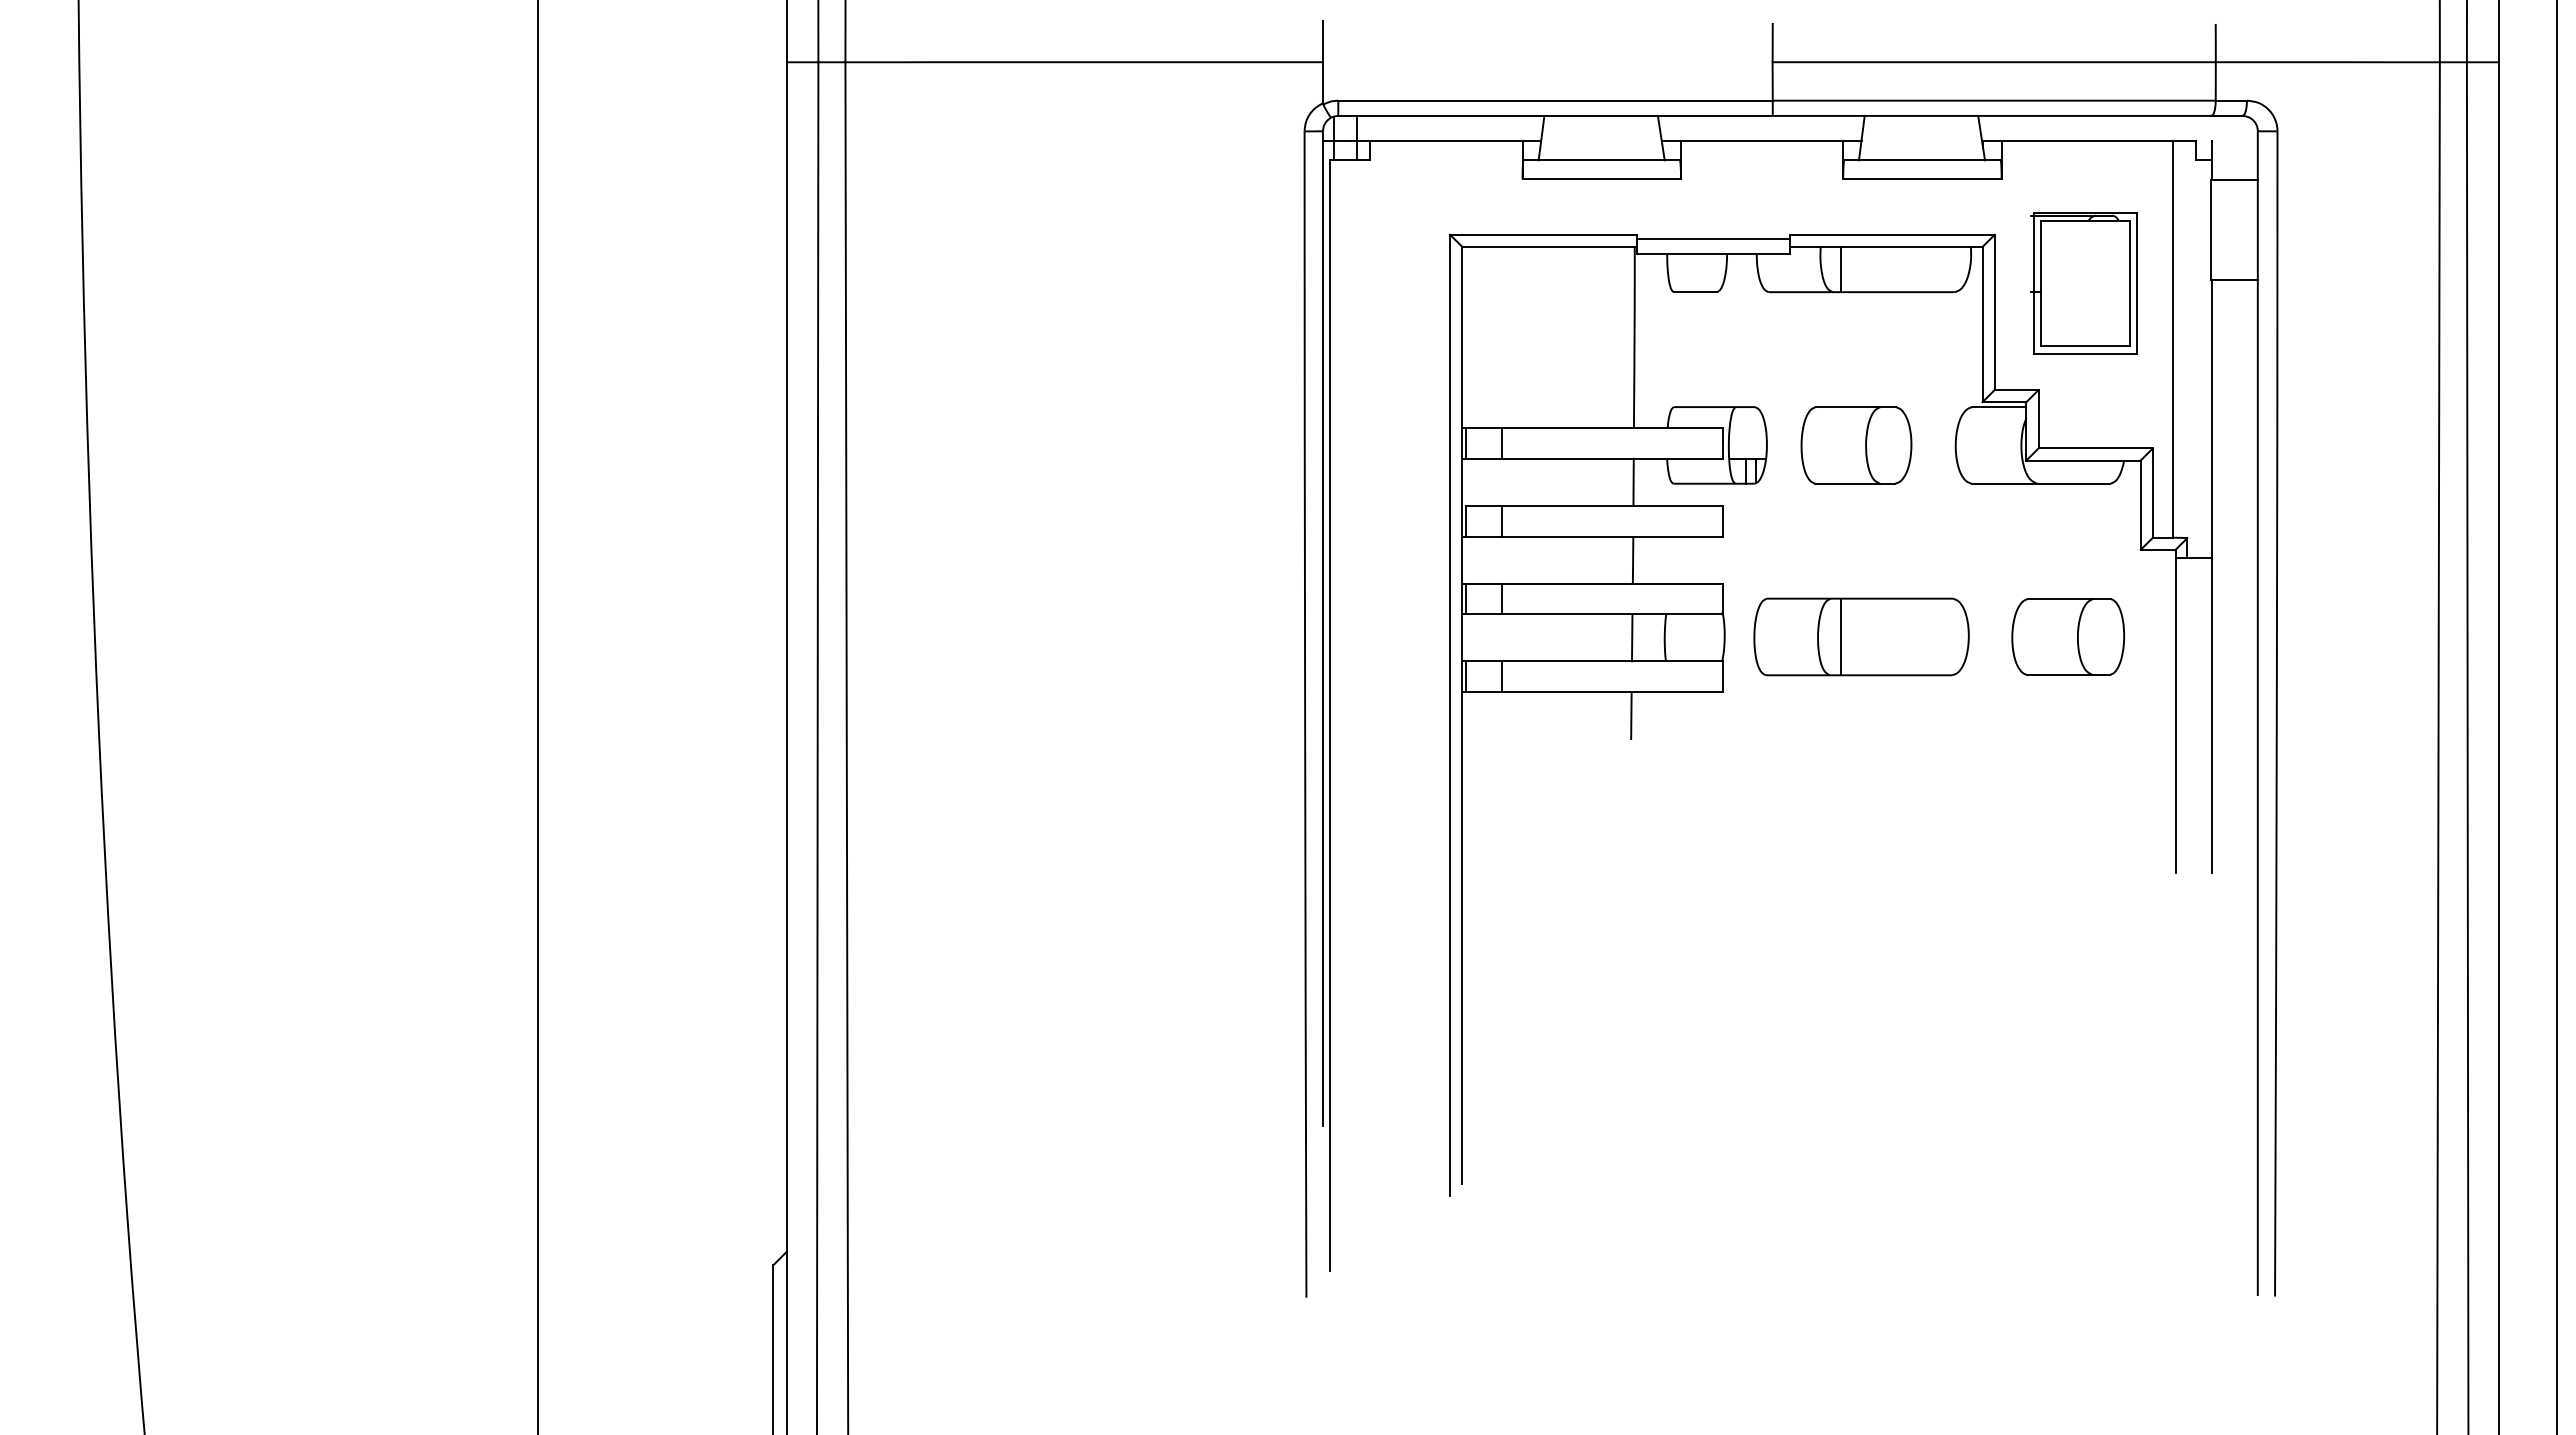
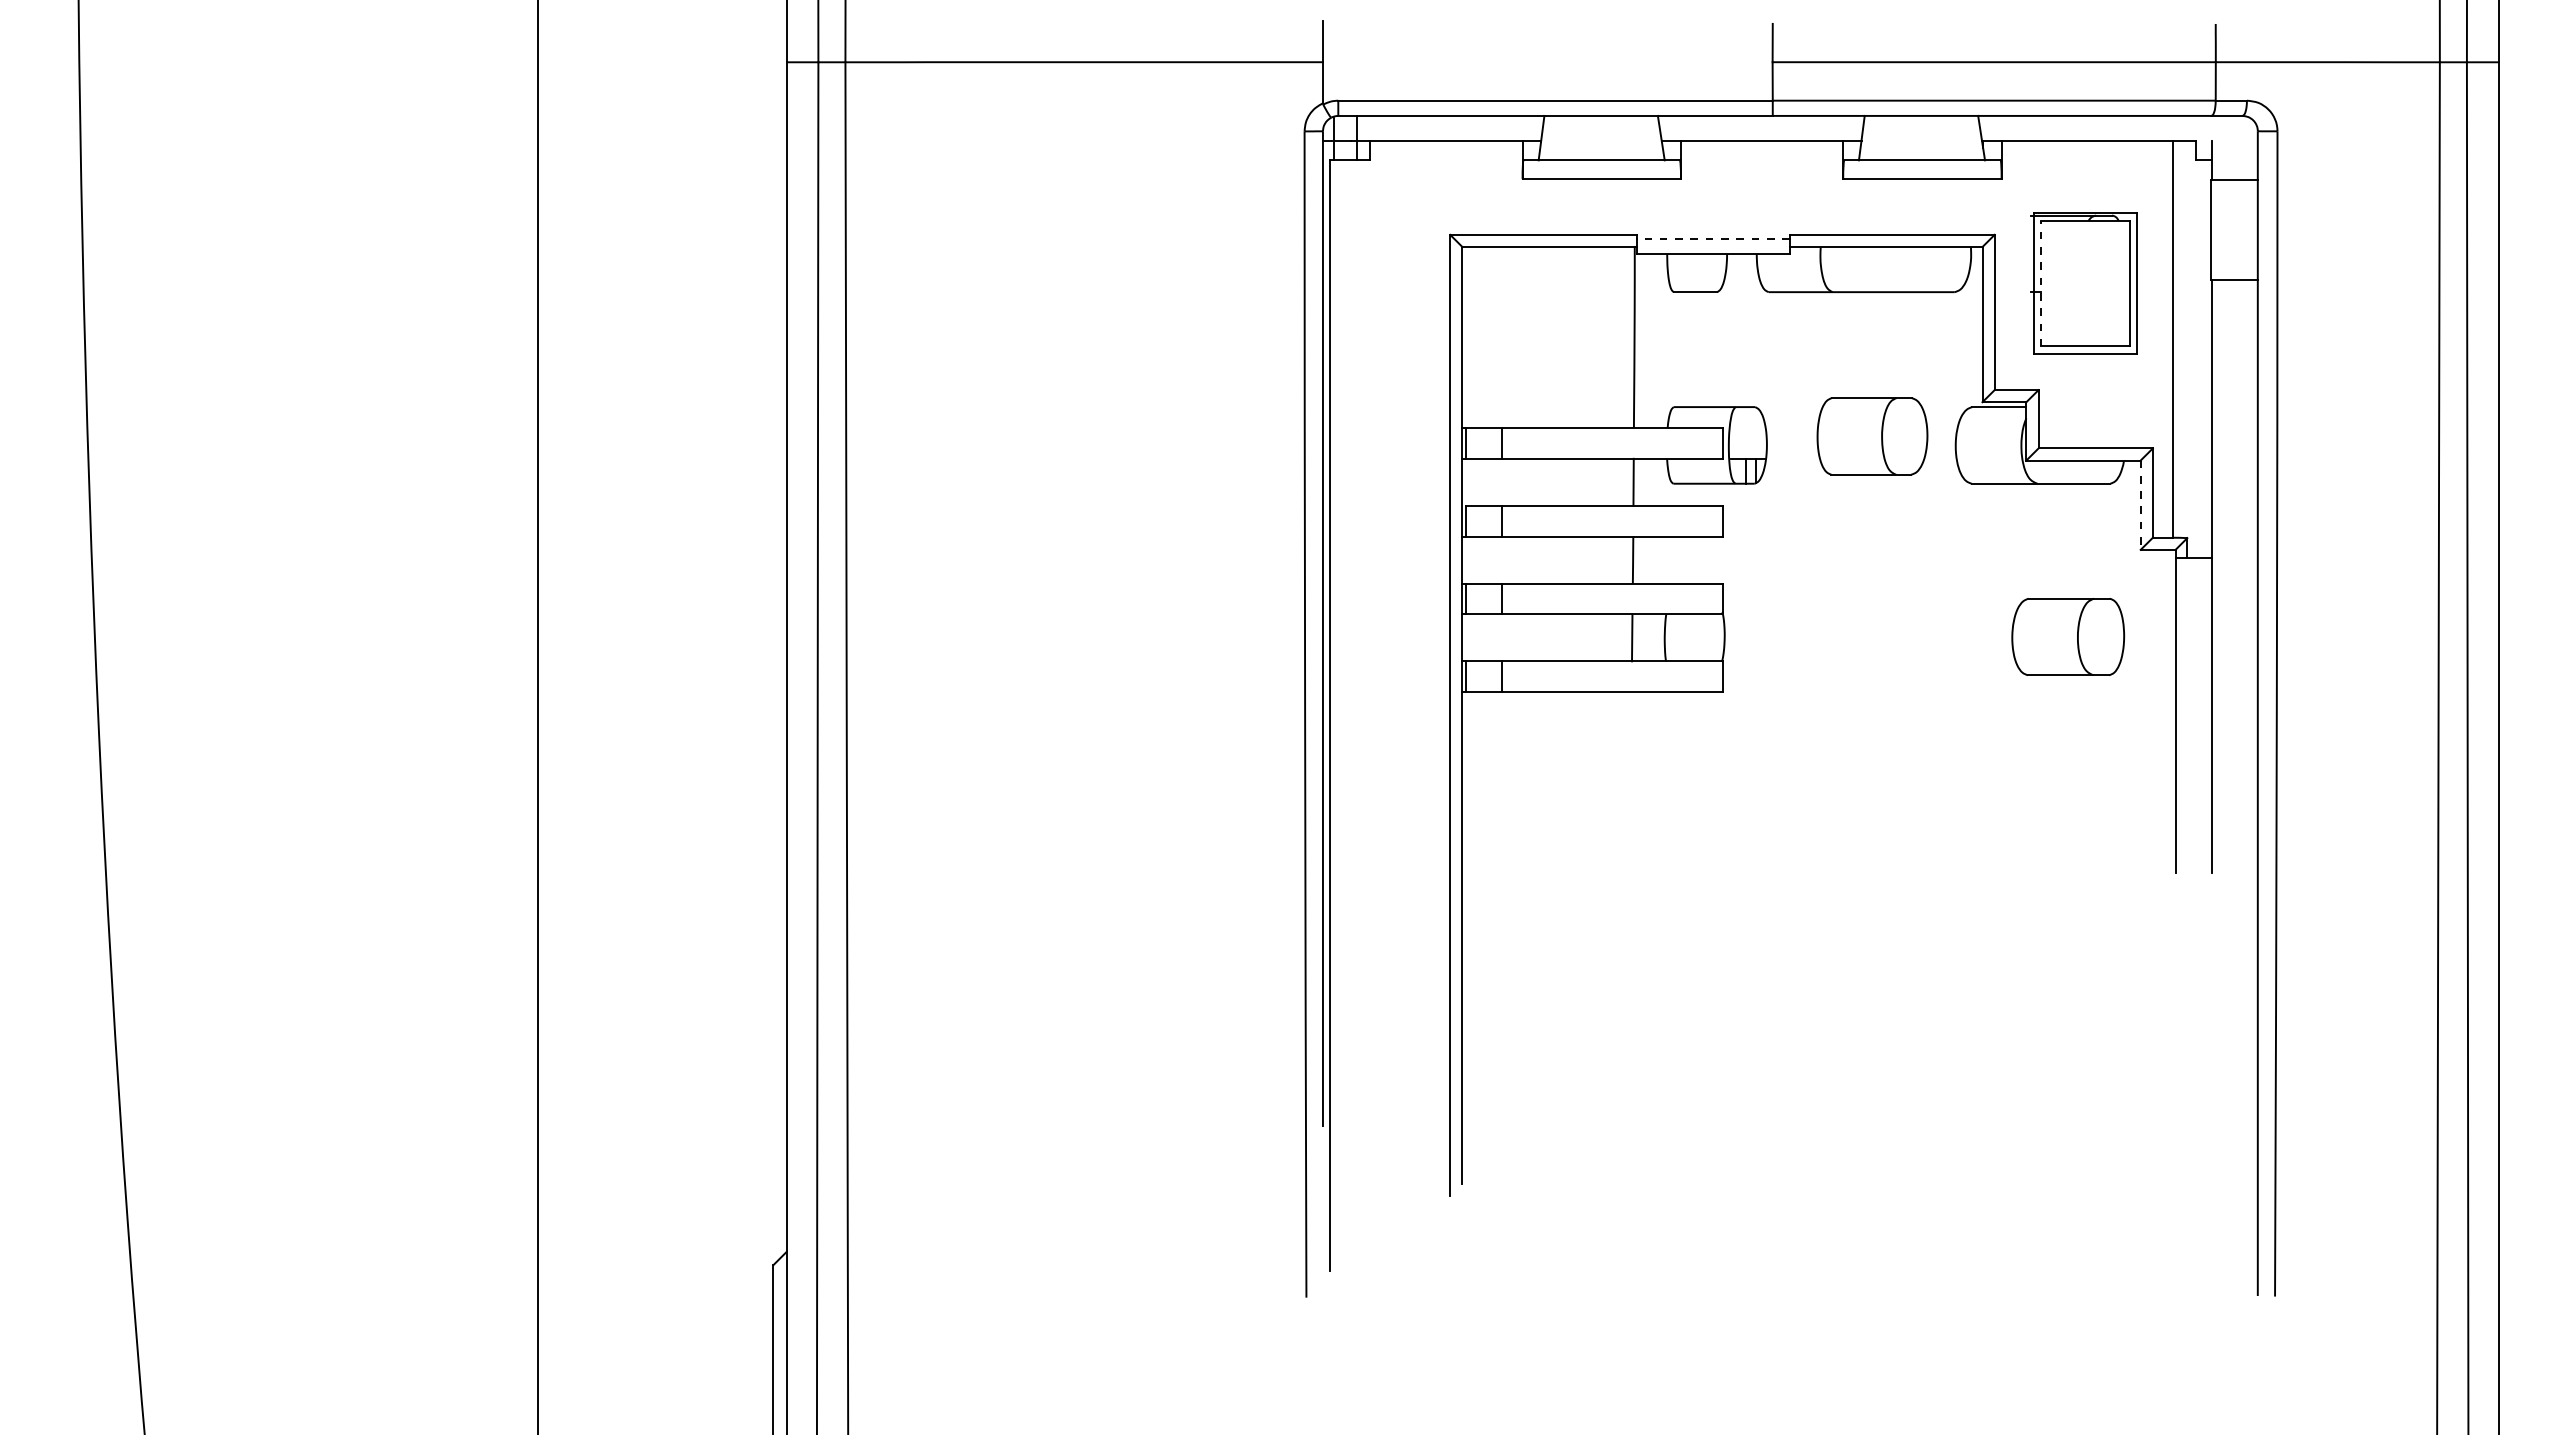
line: solid -> dashed (1713, 238)
line: present -> none (1841, 269)
line: solid -> dashed (2041, 283)
part position: (1856, 445) -> (1872, 436) (1872, 436)
line: solid -> dashed (2140, 505)
part: present -> none (1861, 636)
line: present -> none (1631, 715)
line: present -> none (2557, 716)
